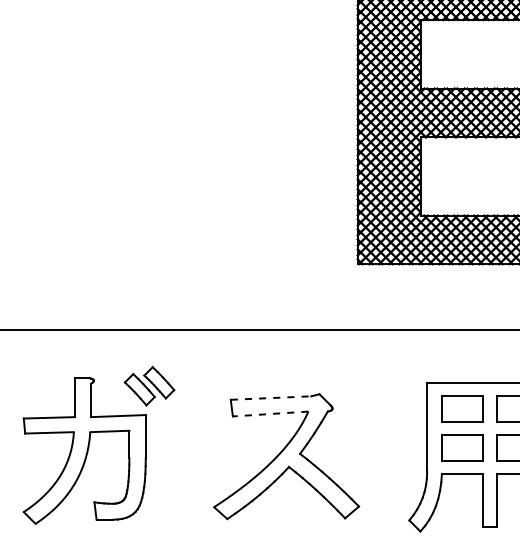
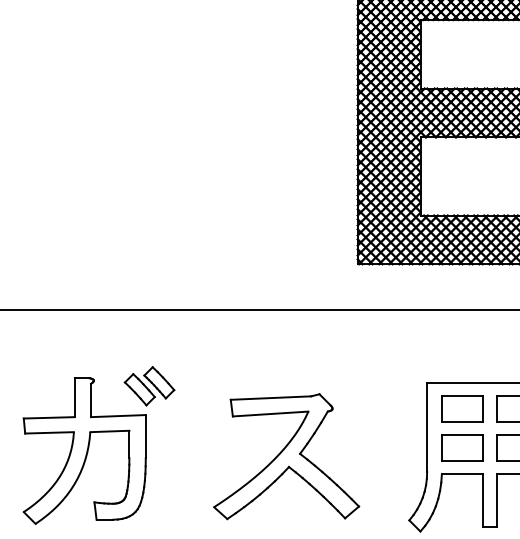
line position: (259, 329) -> (259, 309) (259, 309)
line: dashed -> solid (271, 398)
line: dashed -> solid (270, 414)
